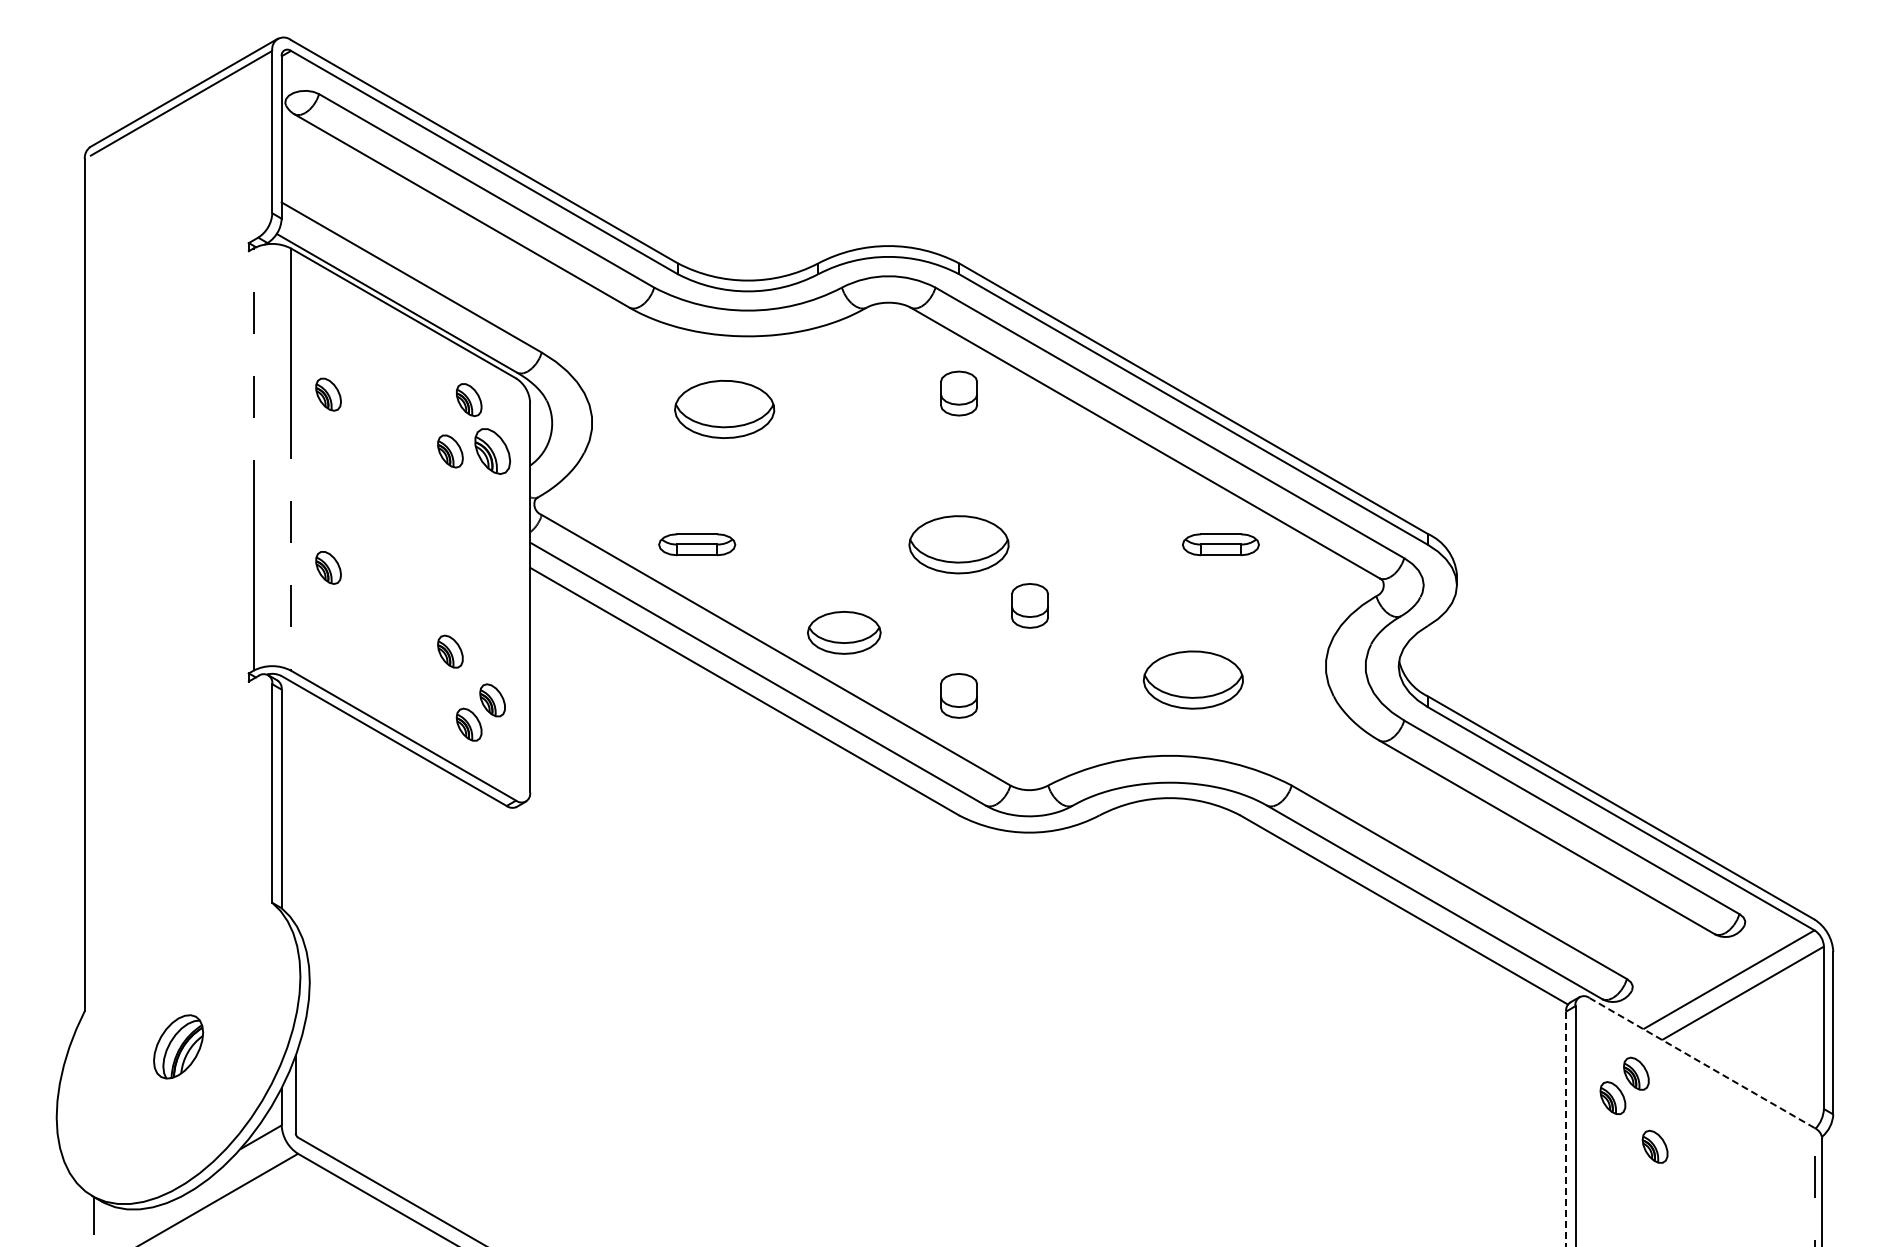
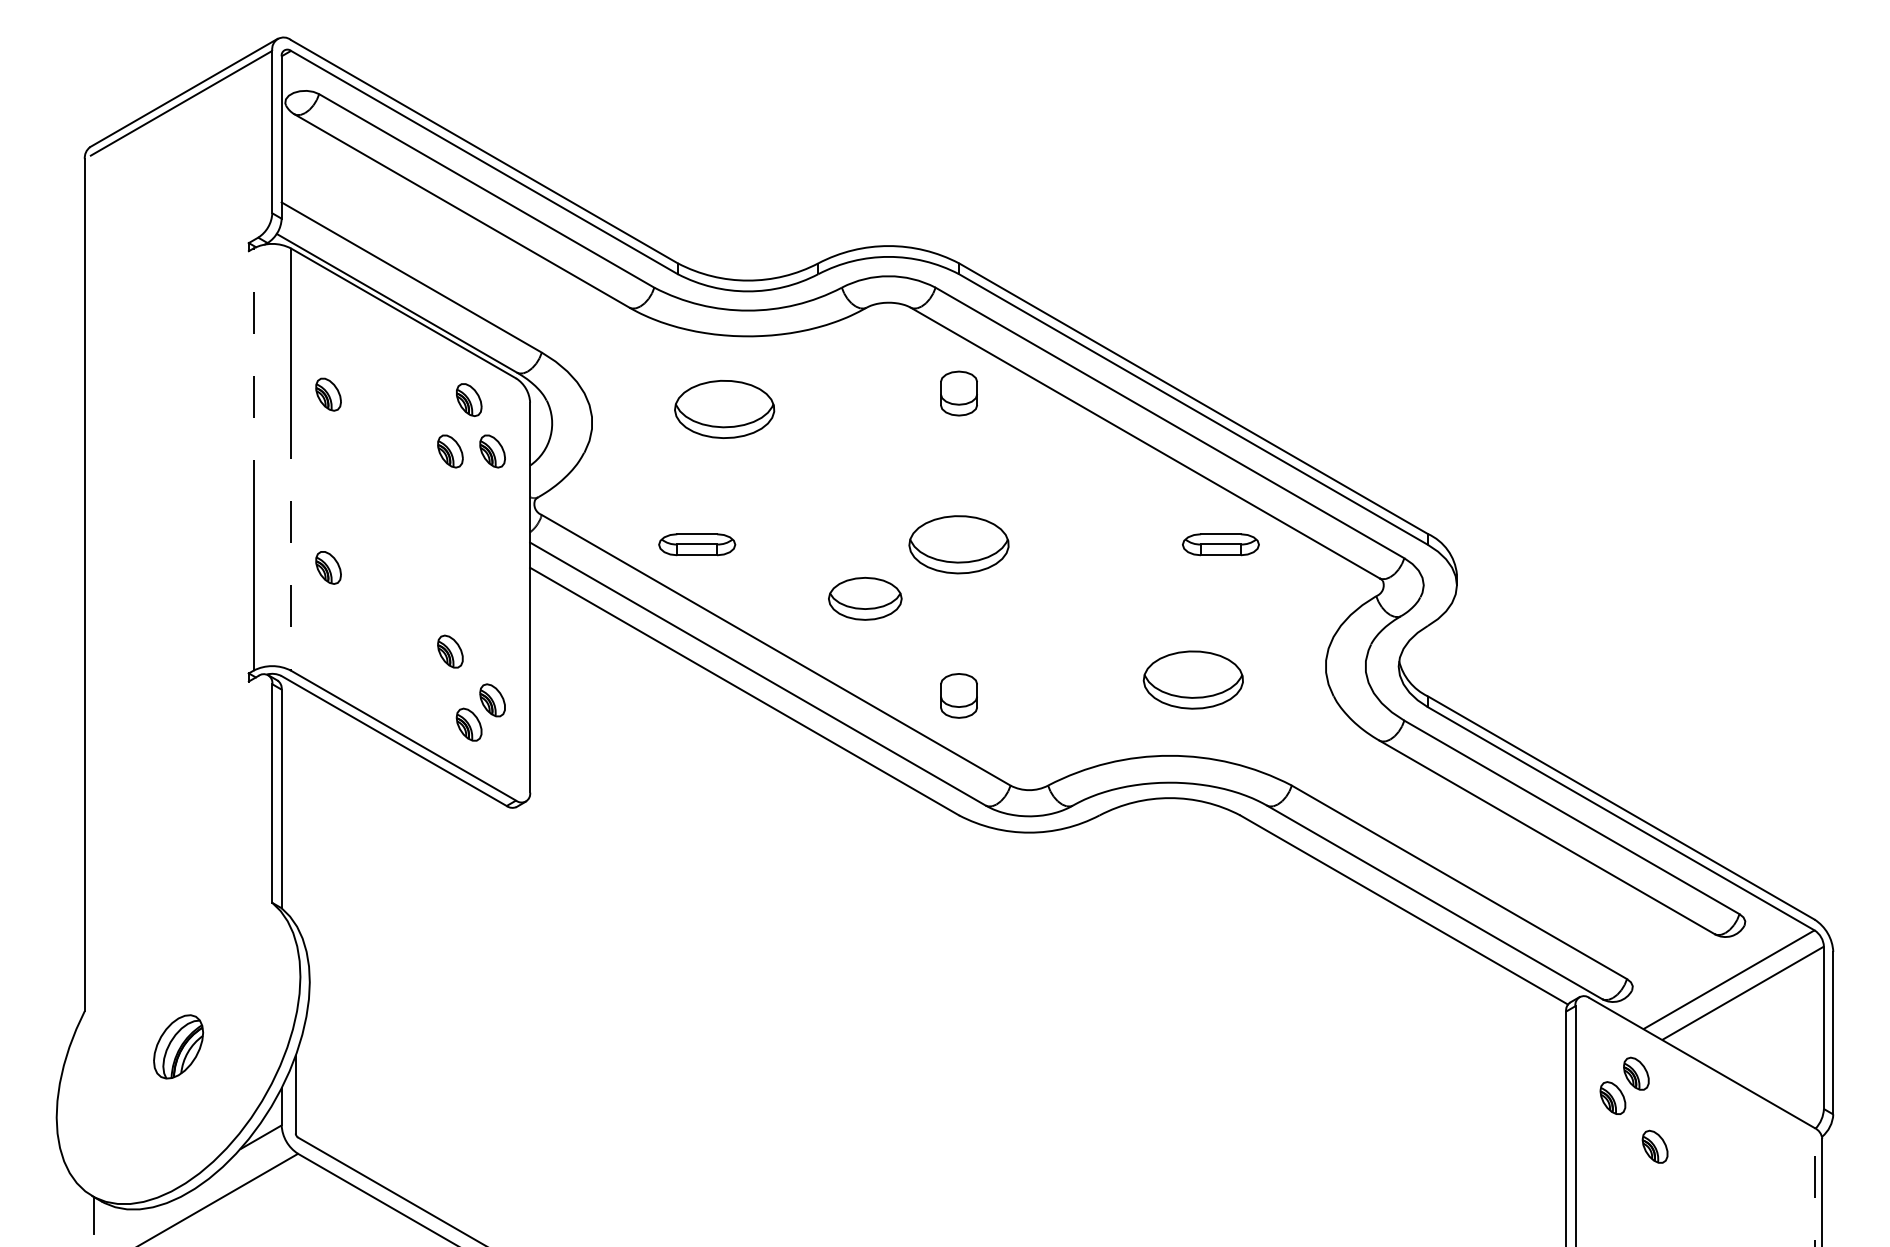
part size: 38x47 px -> 27x35 px (492, 451)
part: present -> none (1029, 605)
part position: (844, 632) -> (865, 598) (865, 598)
line: dashed -> solid (1702, 1063)
line: dashed -> solid (1566, 1129)
